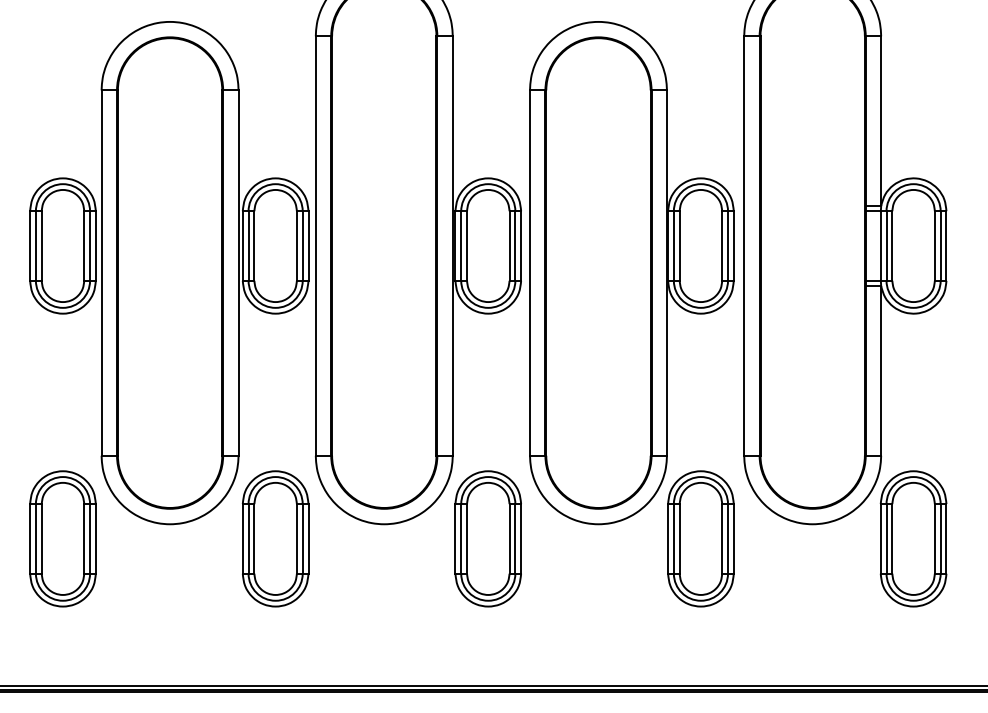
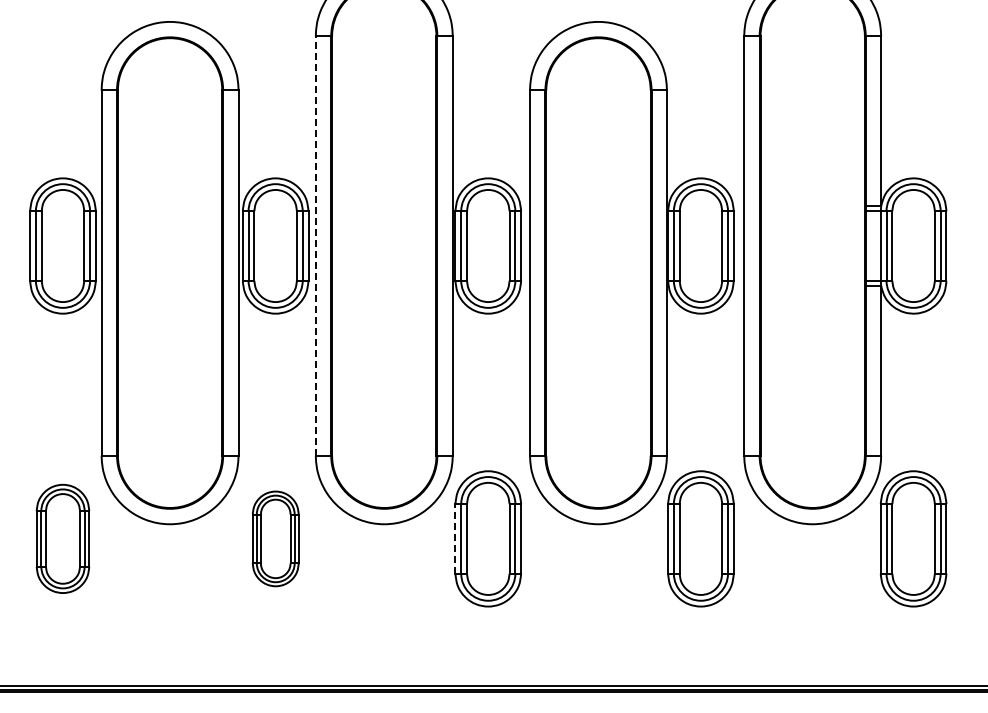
line: solid -> dashed (315, 246)
part size: 68x138 px -> 56x111 px (62, 538)
part size: 68x138 px -> 48x98 px (275, 538)
line: solid -> dashed (455, 538)
